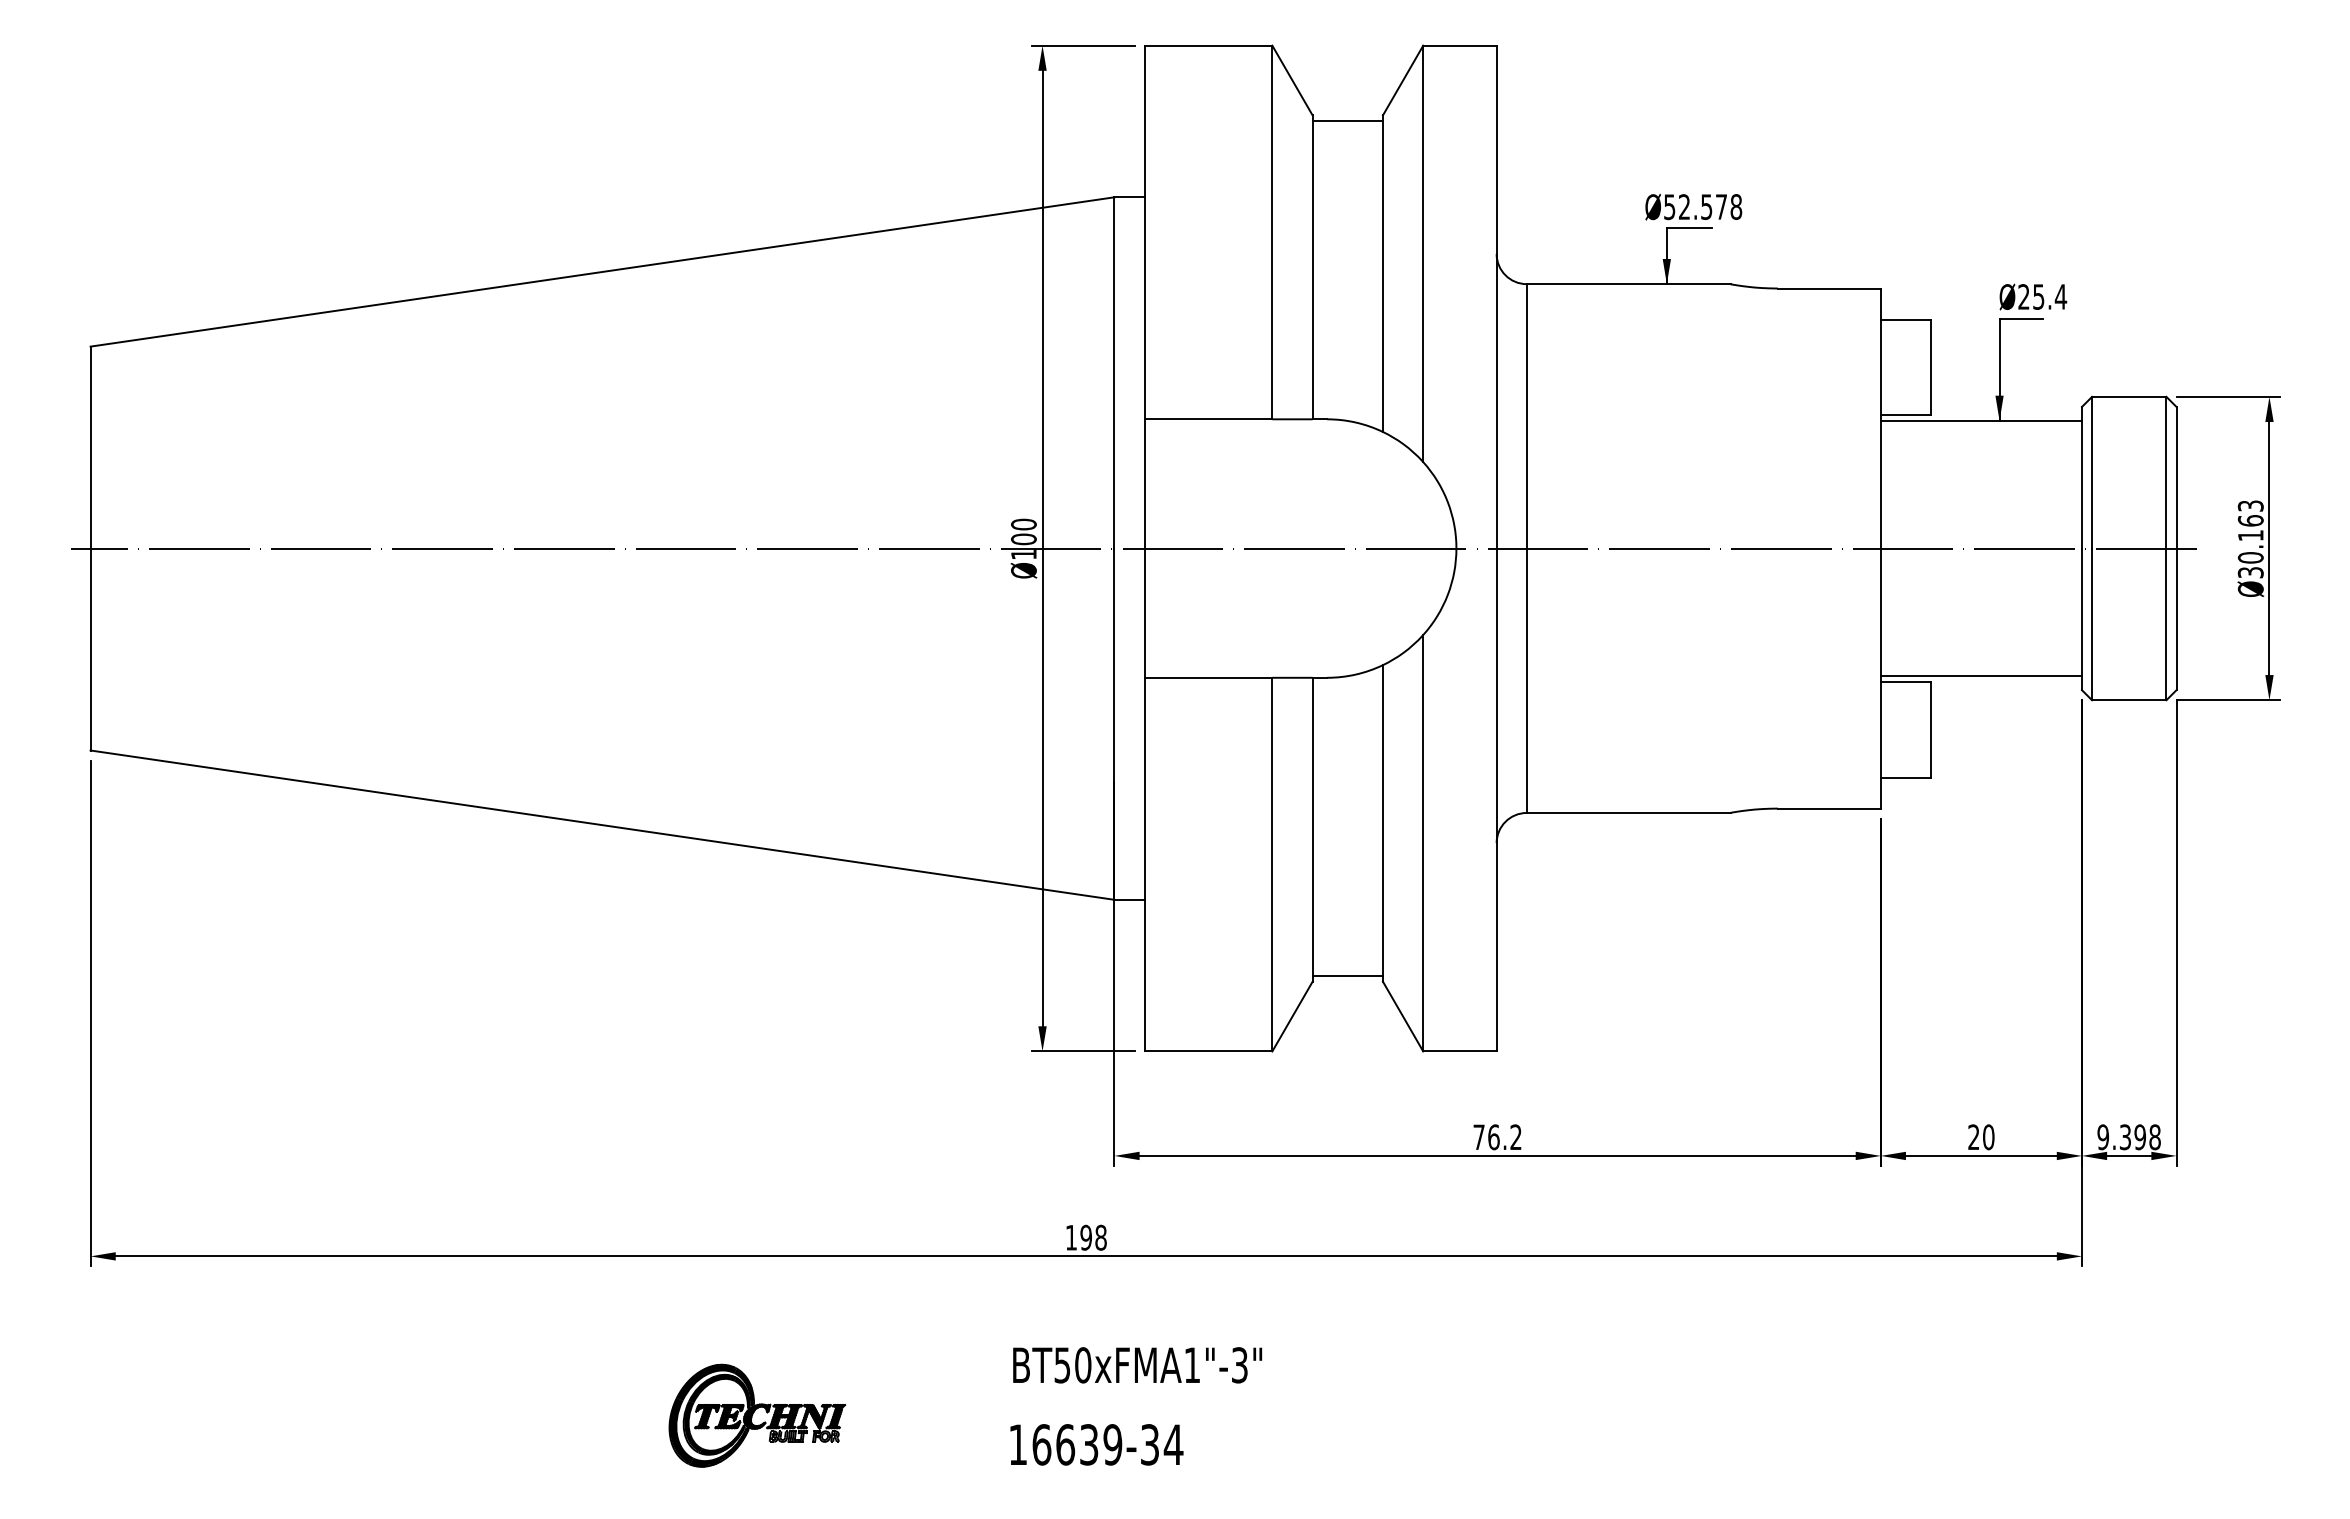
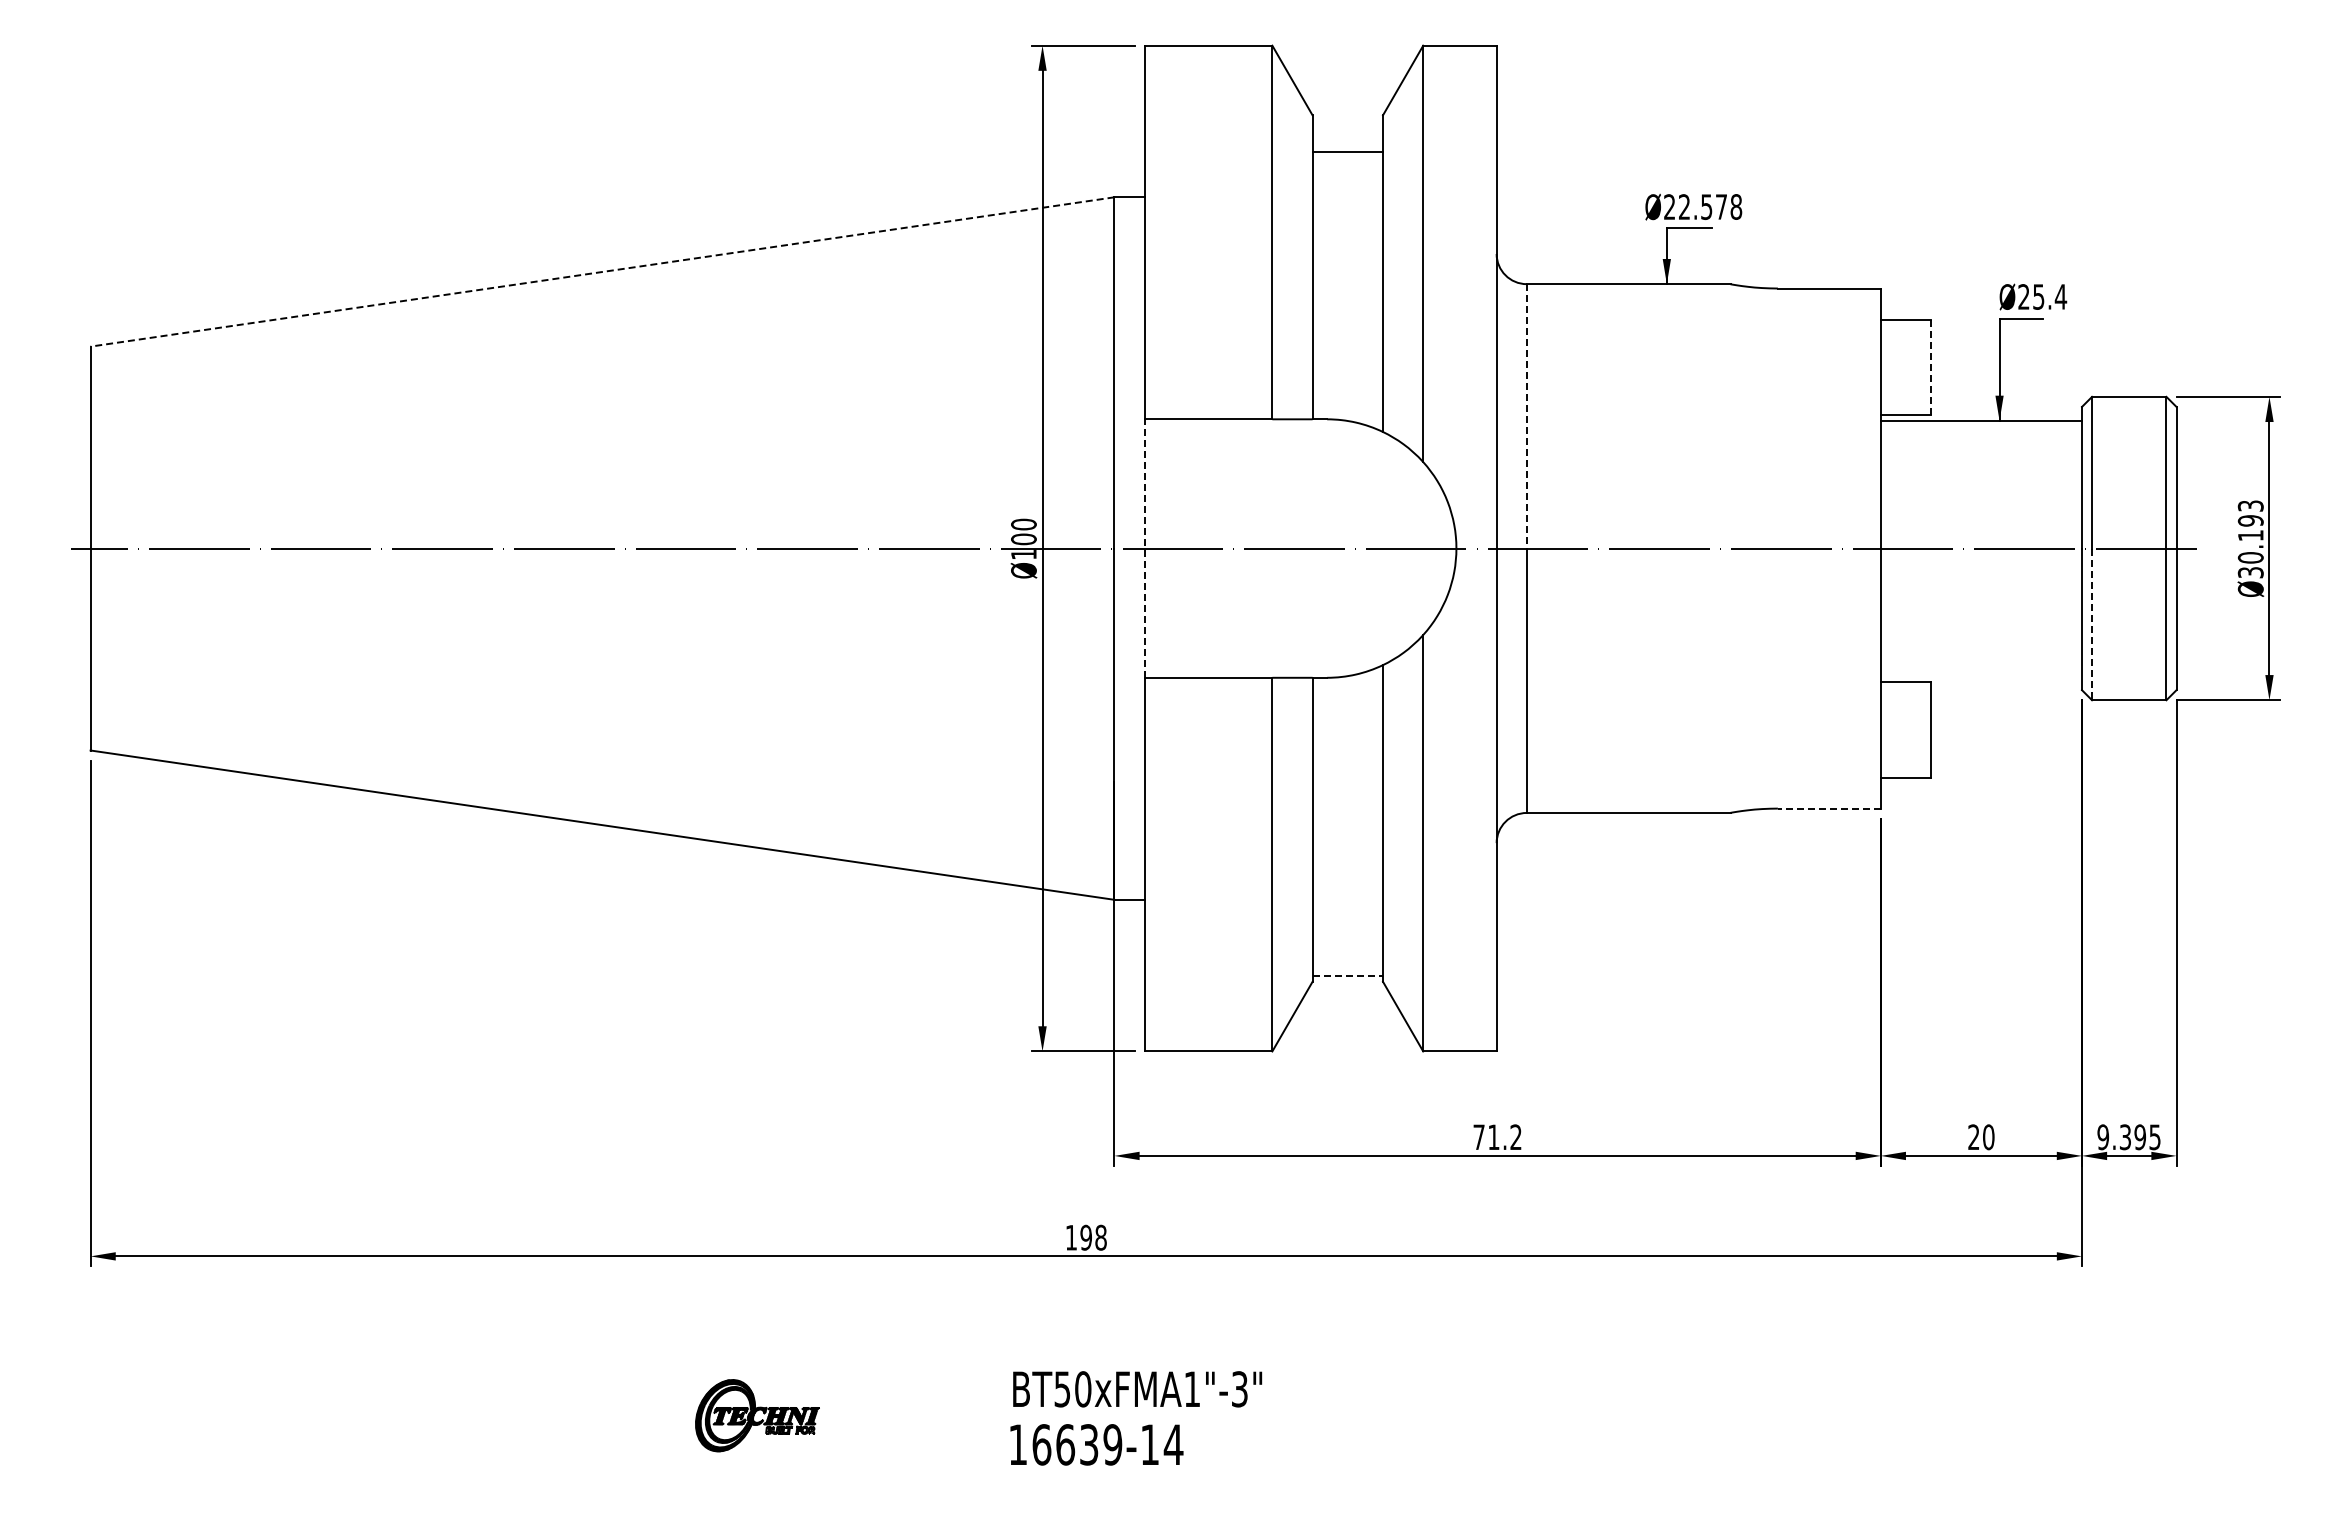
line position: (1347, 121) -> (1347, 152) (1347, 152)
text: Ø52.578 -> Ø22.578 (1669, 207)
line: solid -> dashed (602, 272)
line: solid -> dashed (1931, 367)
line: solid -> dashed (1526, 416)
text: Ø30.163 -> Ø30.193 (2250, 520)
line: solid -> dashed (1144, 548)
line: solid -> dashed (2092, 624)
line: present -> none (1981, 676)
line: solid -> dashed (1828, 808)
line: solid -> dashed (1348, 976)
text: 76.2 -> 71.2 (1493, 1137)
text: 9.398 -> 9.395 (2154, 1137)
text position: (1137, 1365) -> (1137, 1389) (1137, 1389)
part size: 179x105 px -> 125x74 px (757, 1415)
text: 16639-34 -> 16639-14 (1149, 1444)
